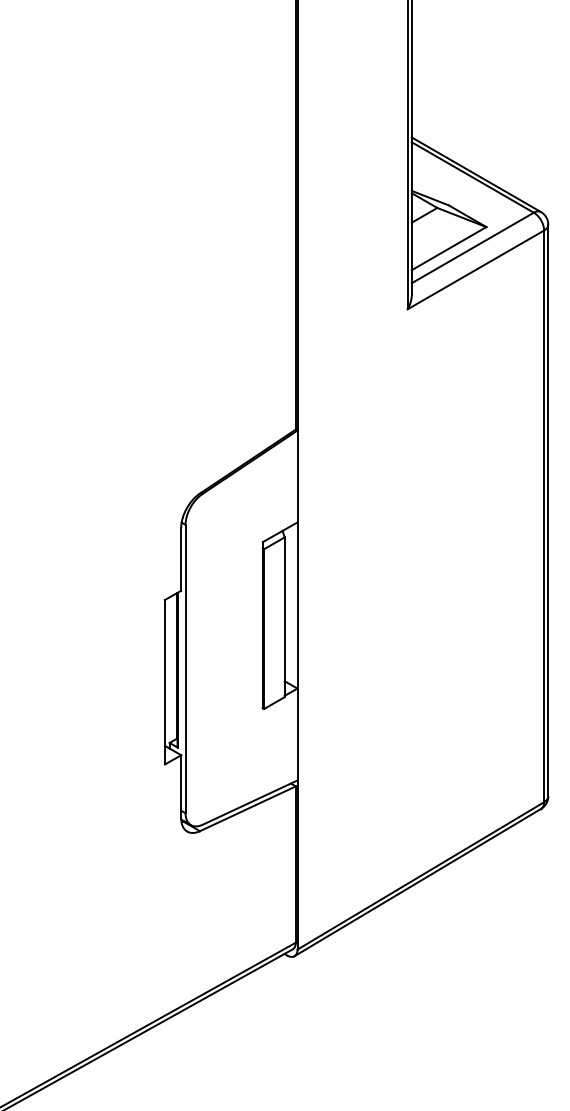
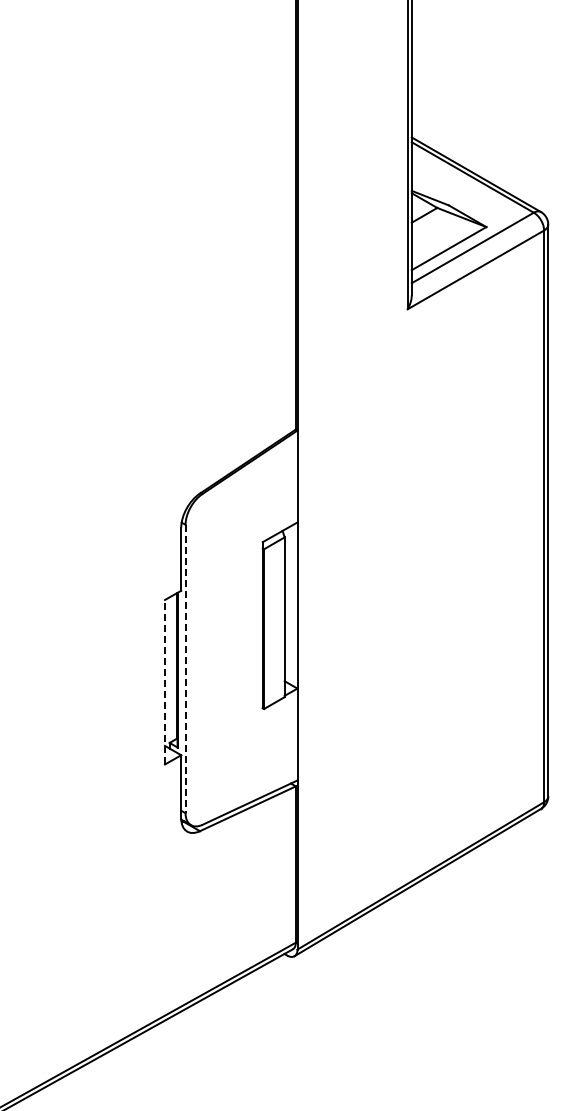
line: solid -> dashed (185, 669)
line: solid -> dashed (164, 681)
